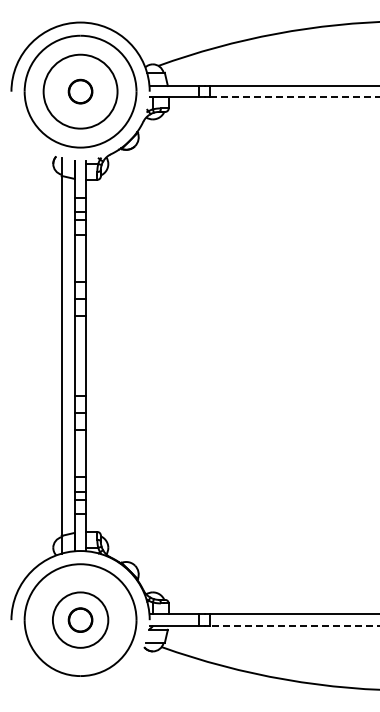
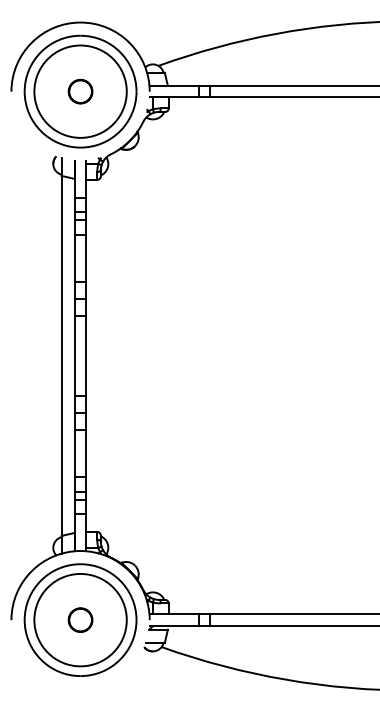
circle diameter: 74 px -> 92 px (80, 91)
line: dashed -> solid (294, 97)
circle diameter: 55 px -> 92 px (80, 619)
line: dashed -> solid (294, 625)
